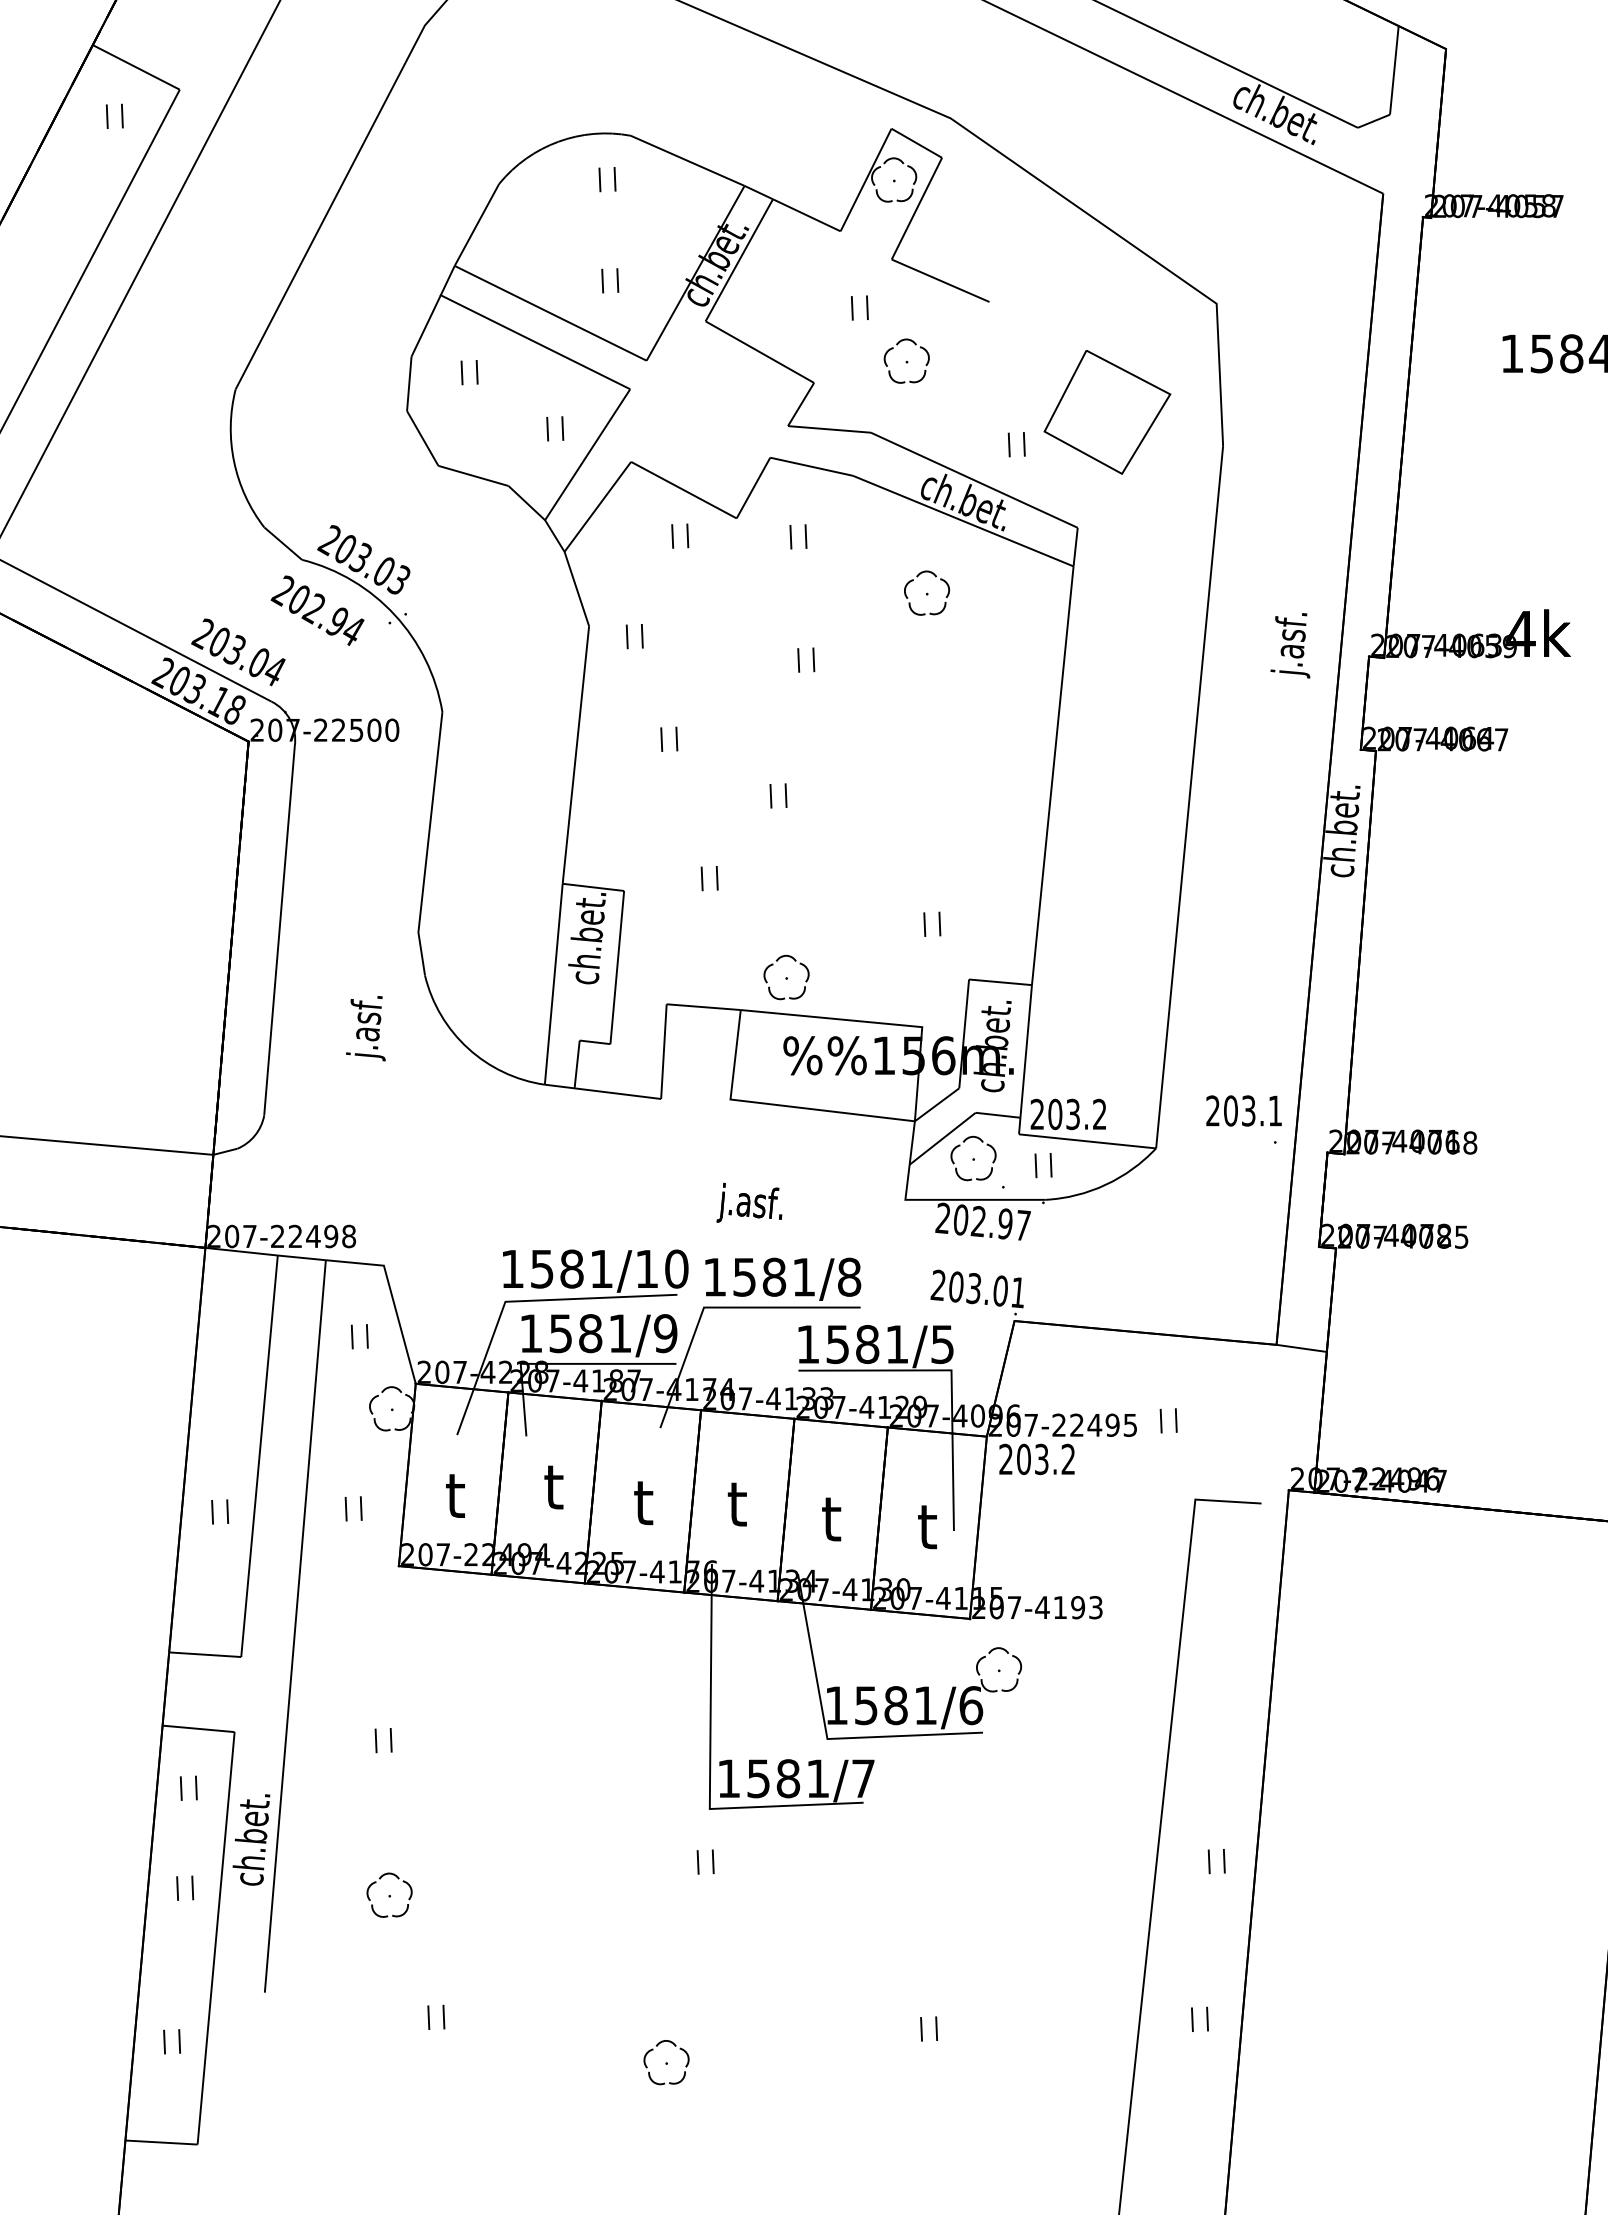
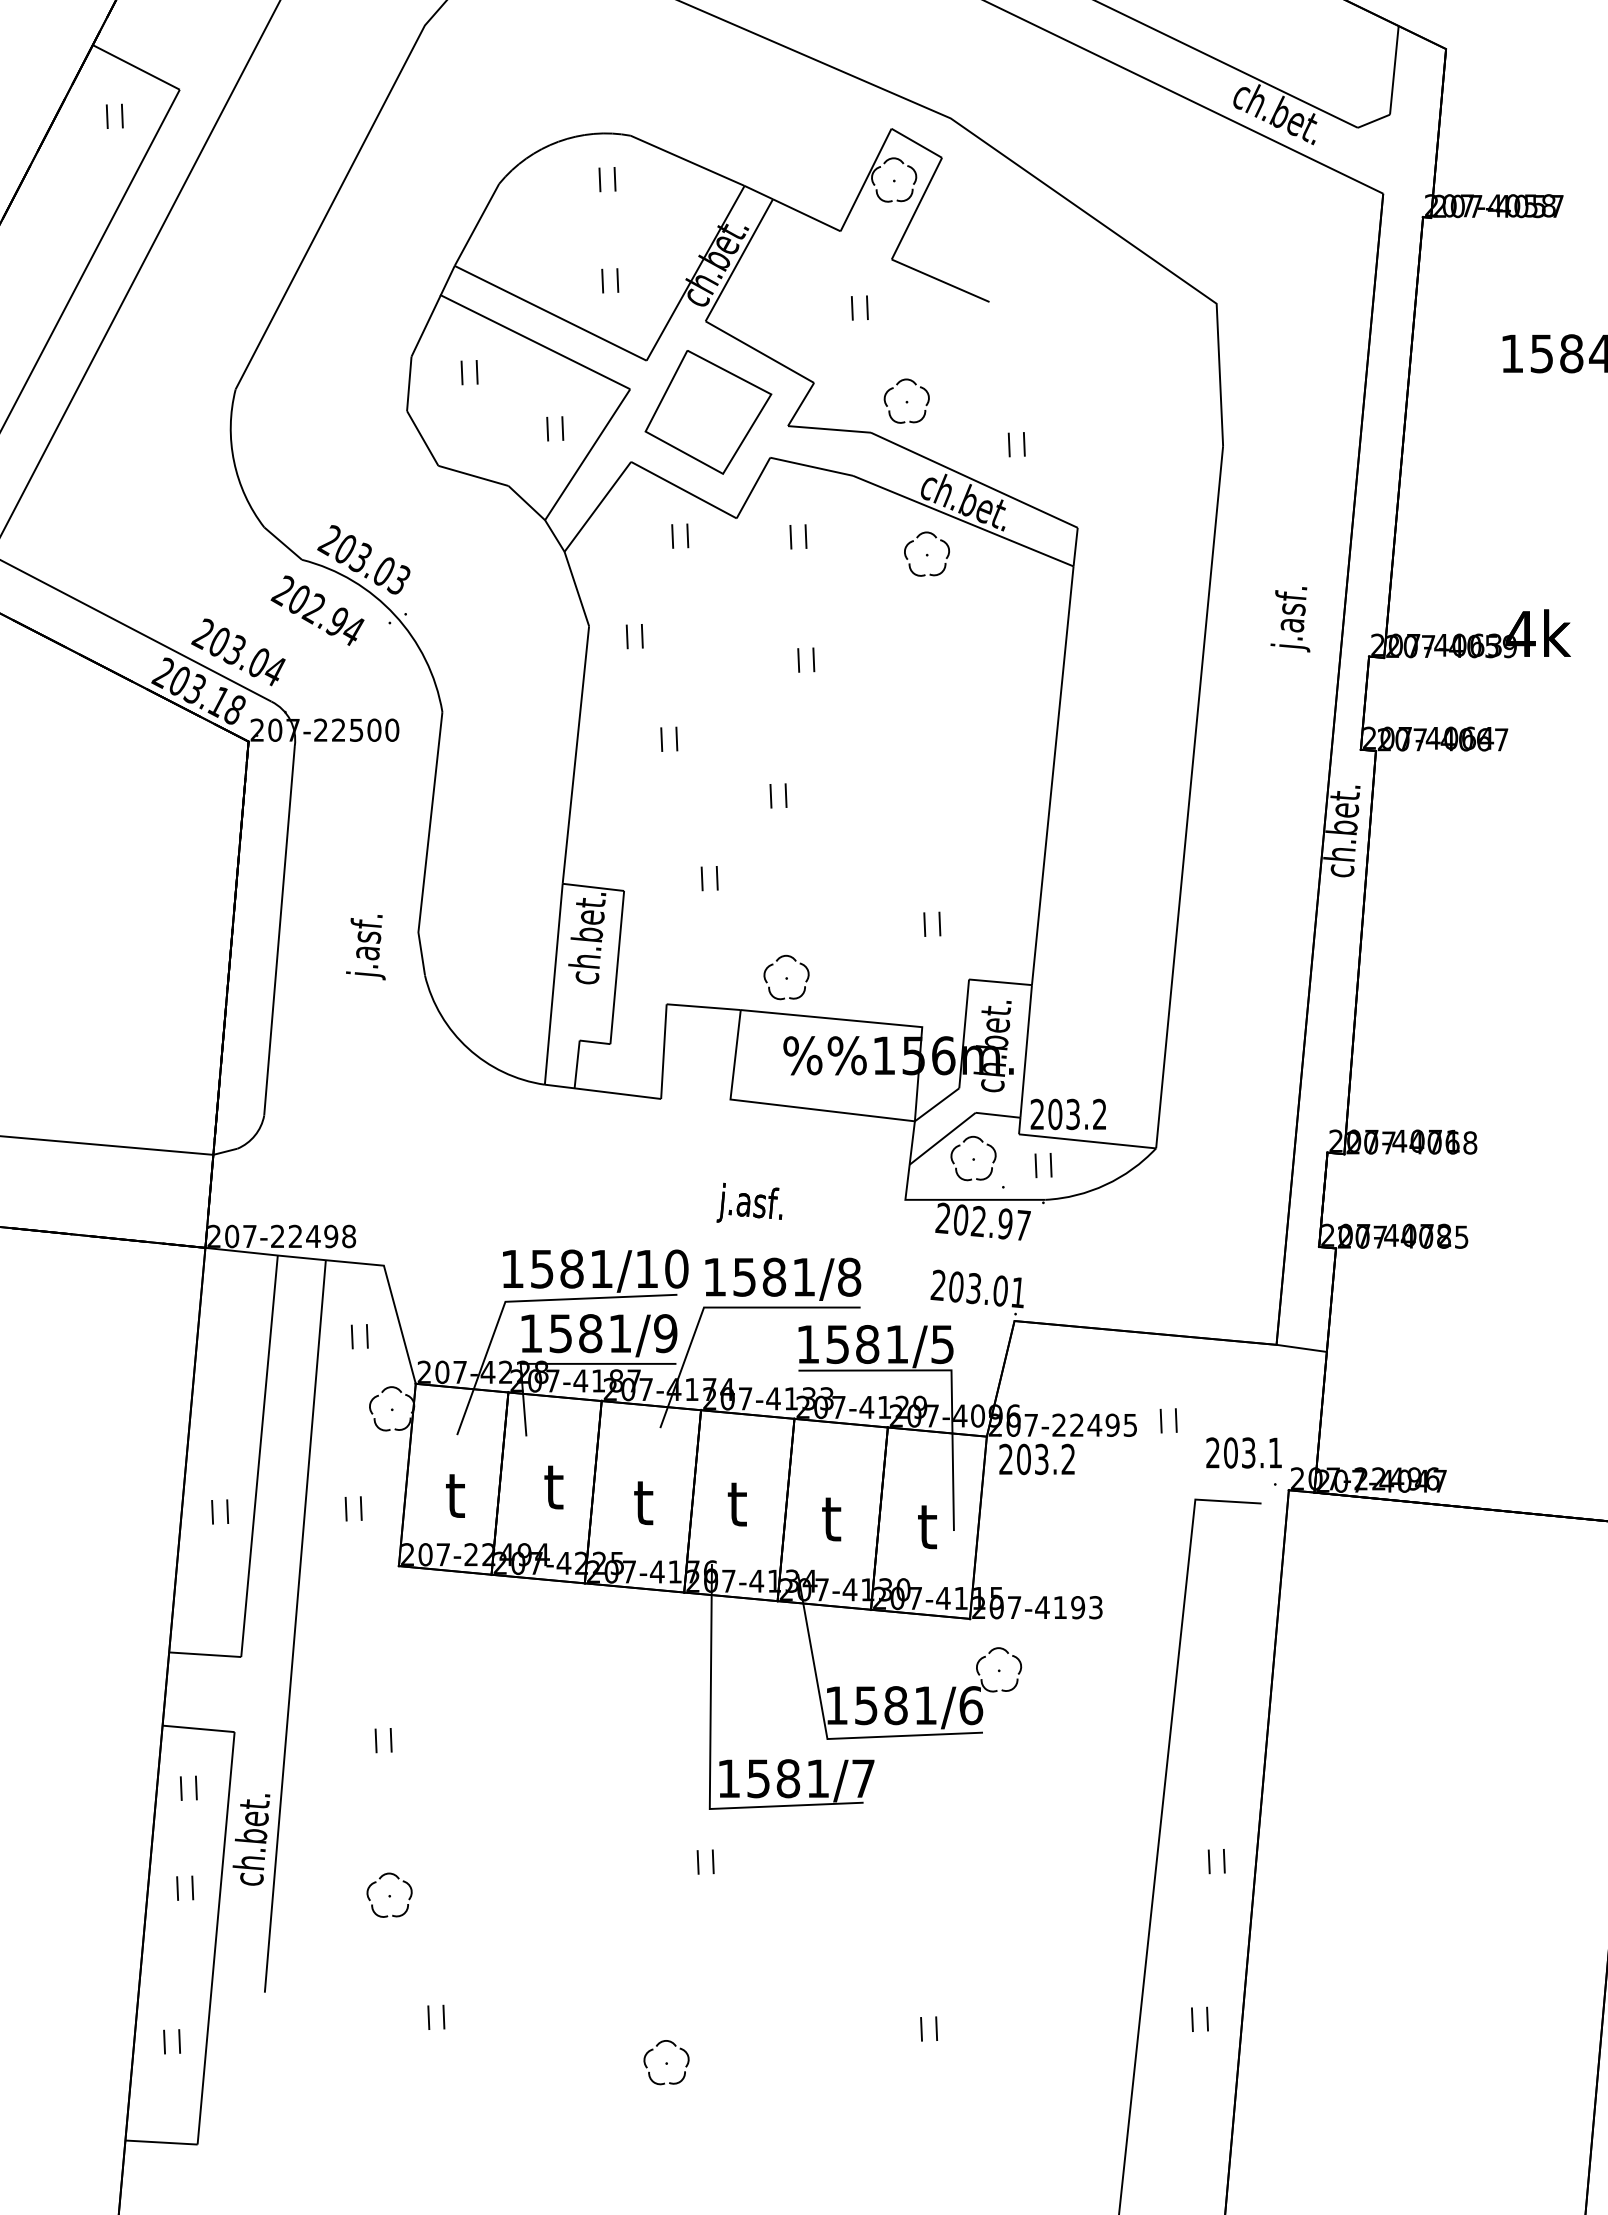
part position: (906, 360) -> (906, 400) (906, 400)
part position: (1107, 412) -> (708, 412) (708, 412)
part position: (926, 592) -> (926, 553) (926, 553)
text position: (1290, 645) -> (1290, 619) (1290, 619)
text position: (365, 1028) -> (365, 947) (365, 947)
text position: (1243, 1119) -> (1243, 1461) (1243, 1461)
